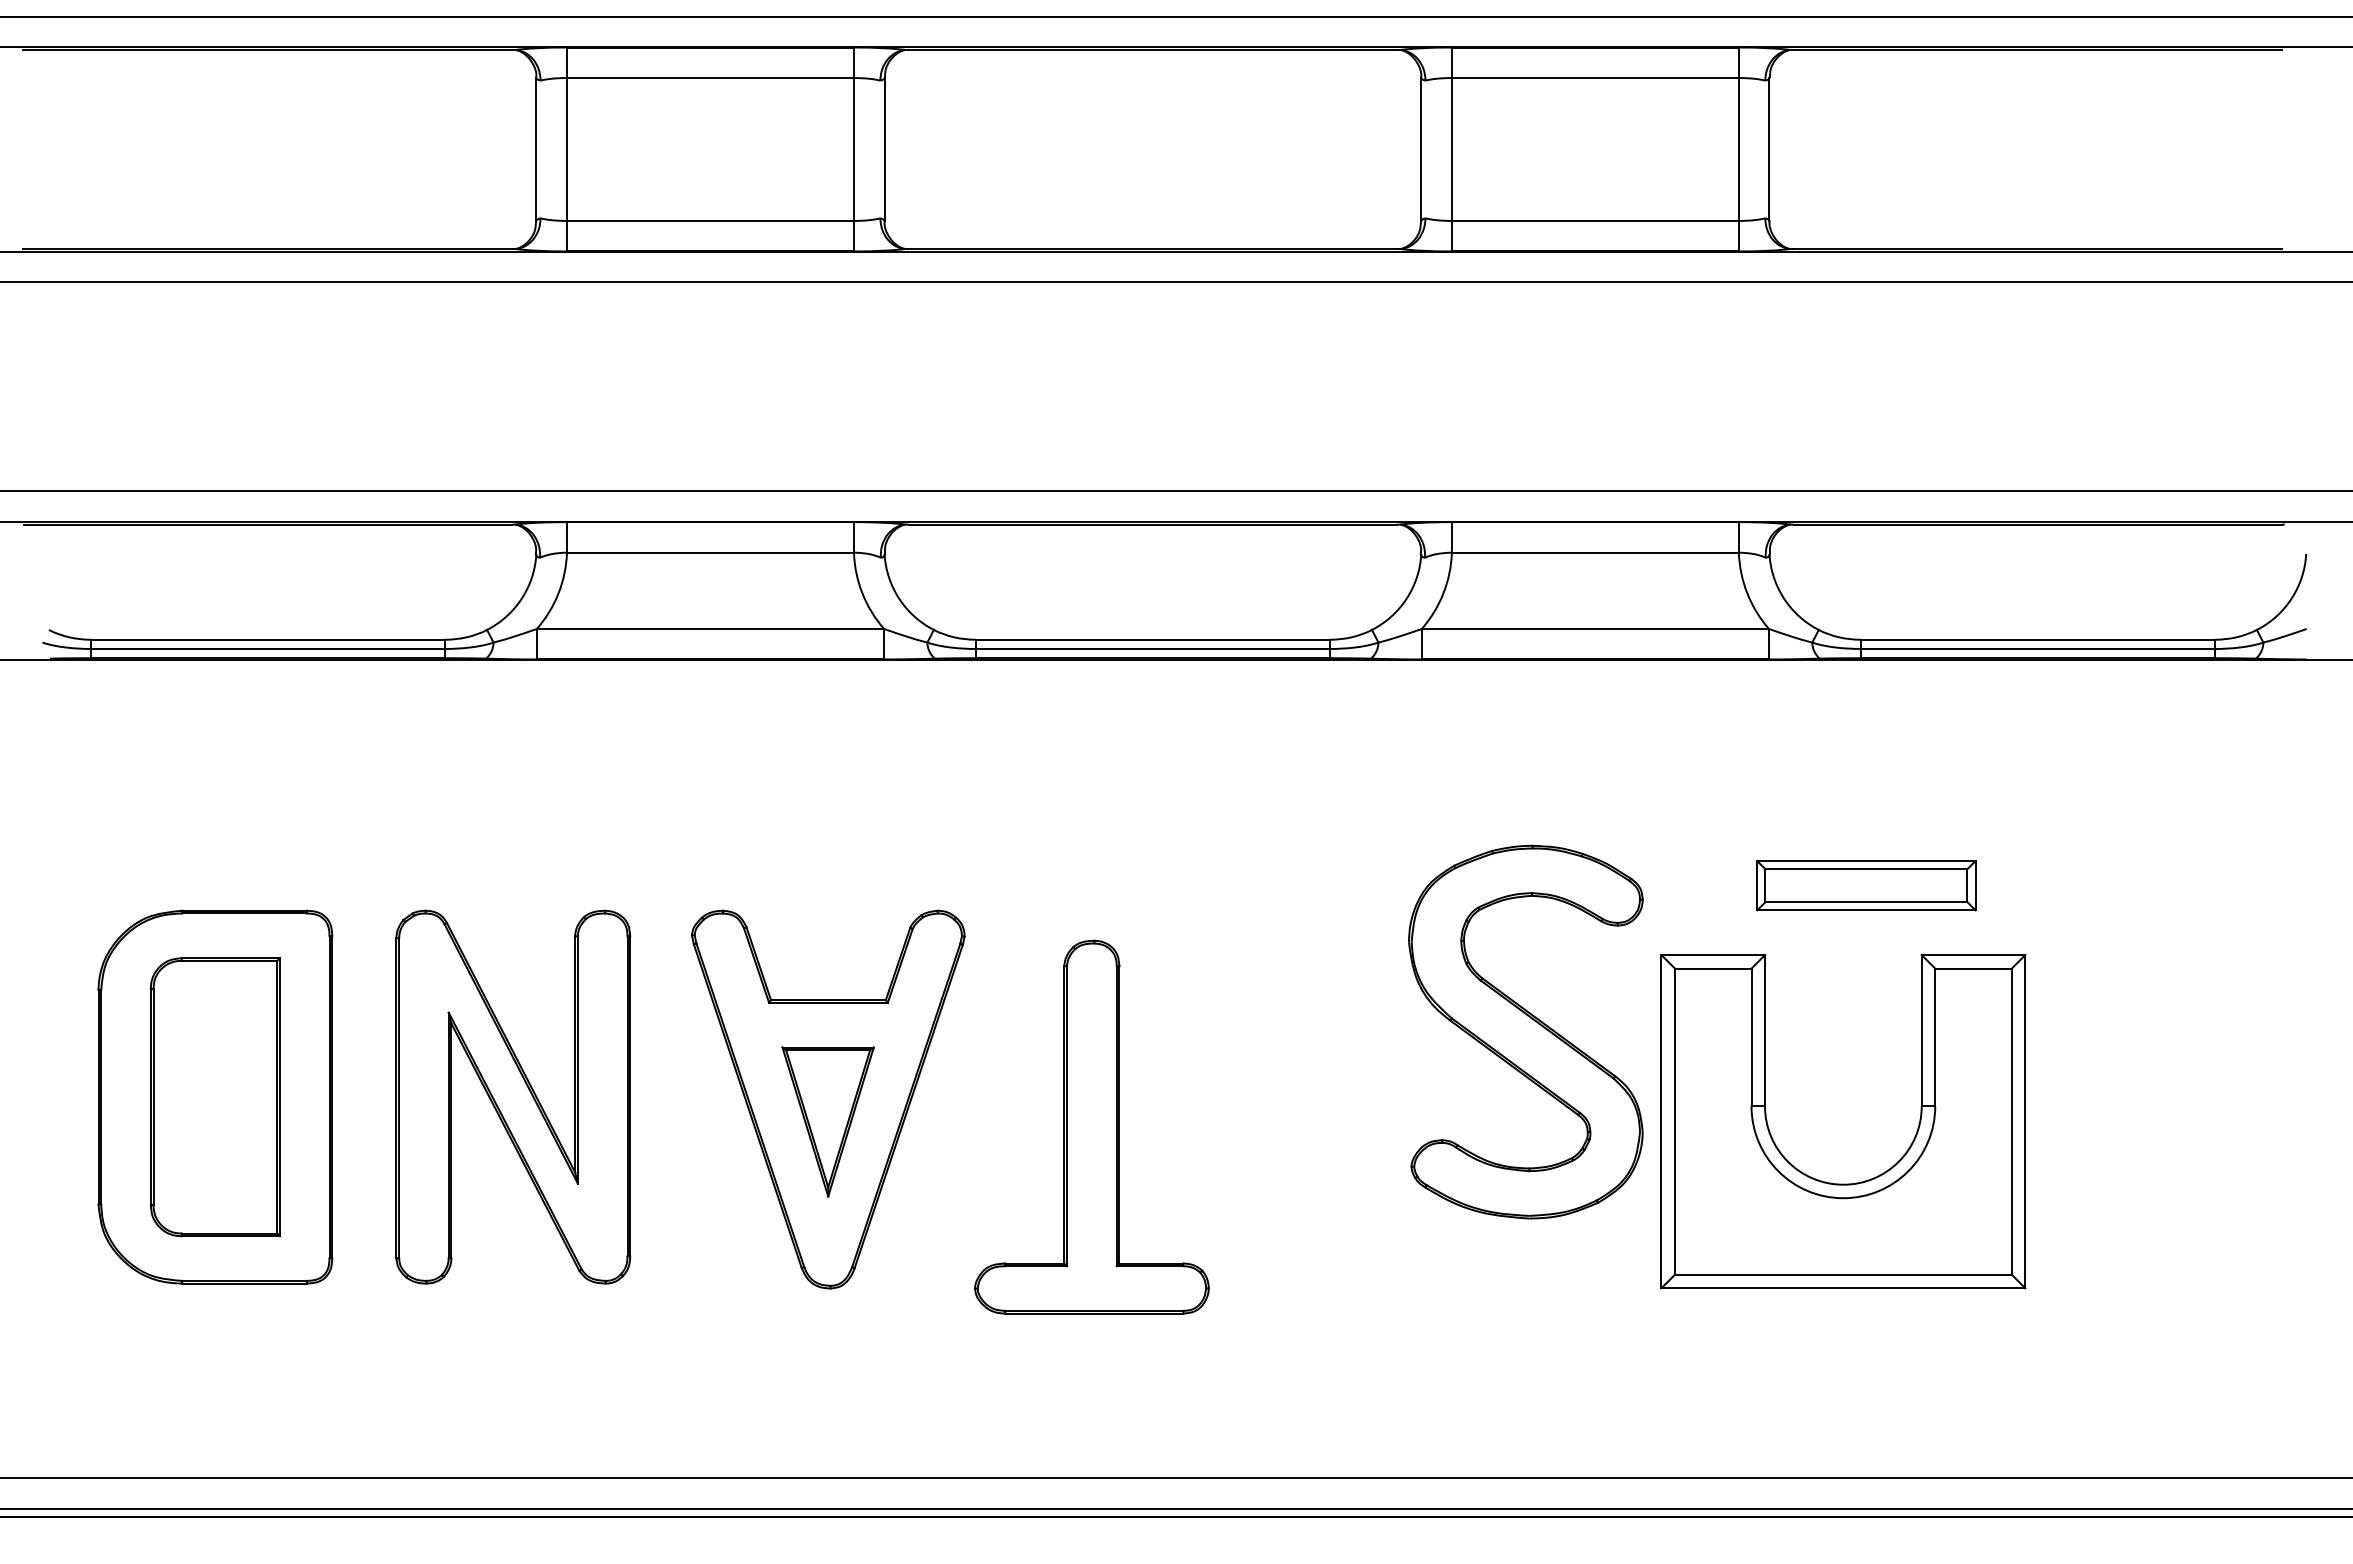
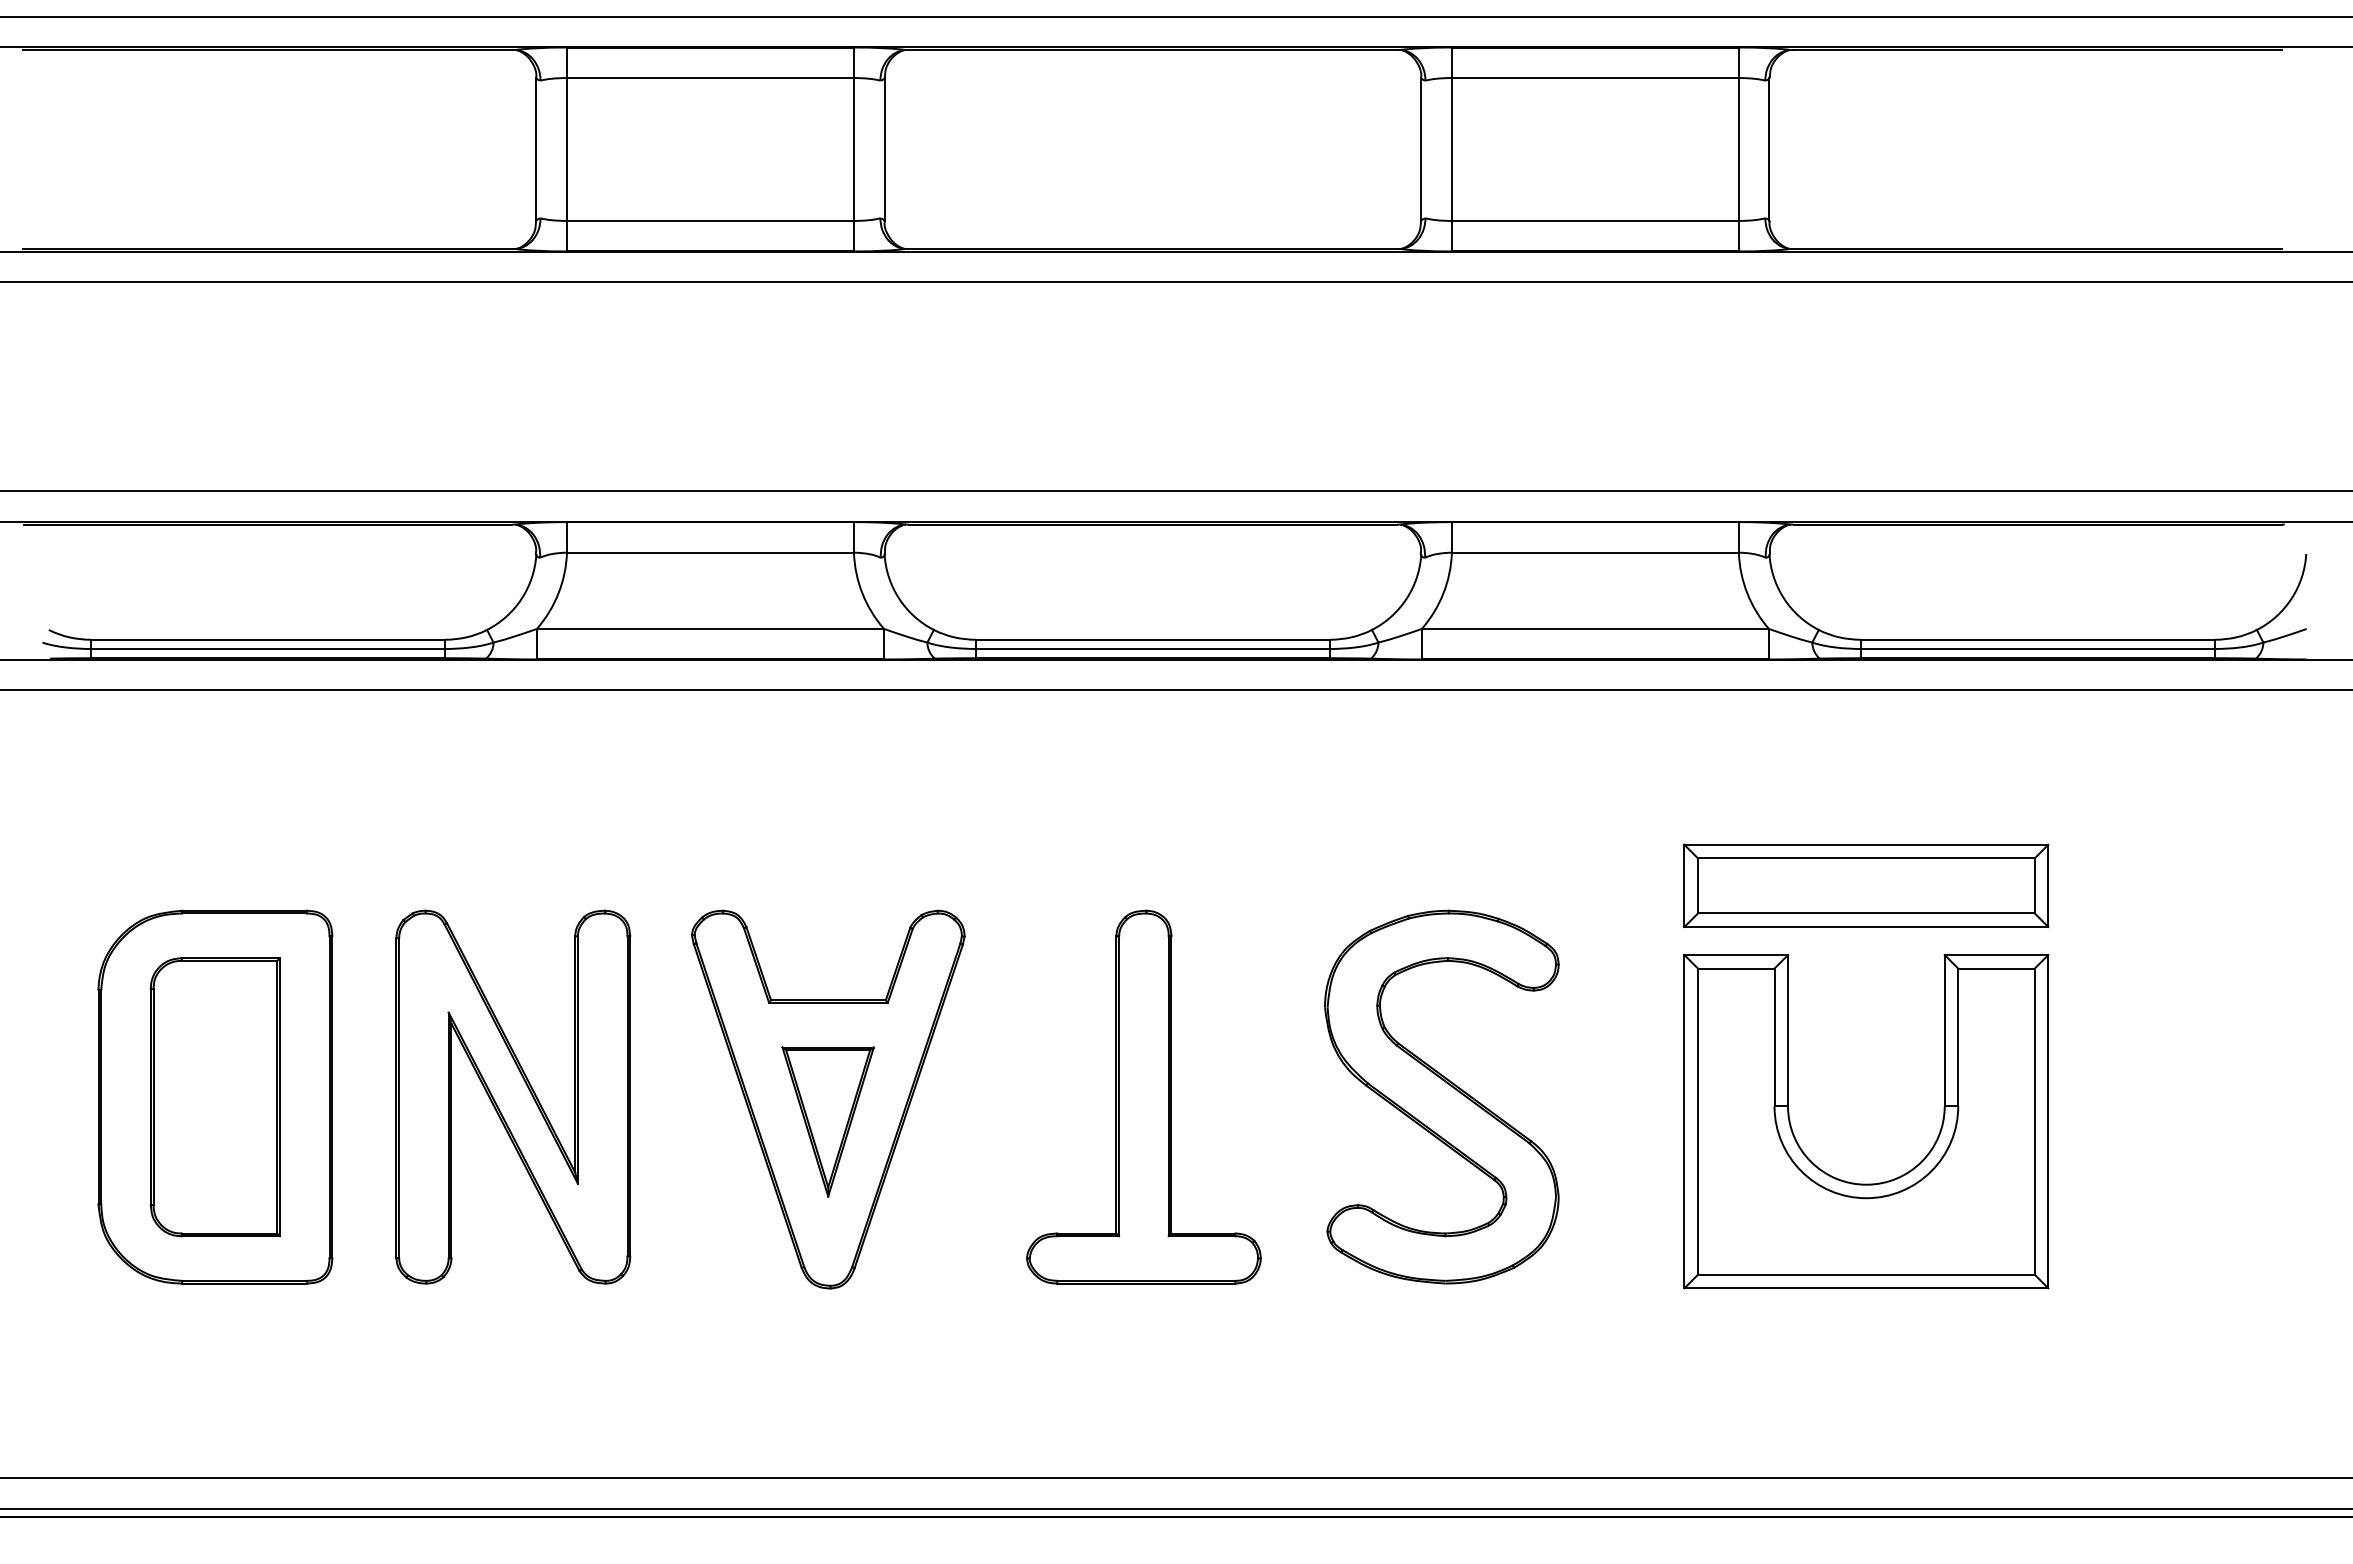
line: none -> present (1175, 690)
part size: 221x52 px -> 367x85 px (1866, 885)
part position: (1525, 1031) -> (1441, 1096) (1441, 1096)
part position: (1091, 1126) -> (1143, 1096) (1143, 1096)
part position: (1843, 1183) -> (1866, 1183) (1866, 1183)
